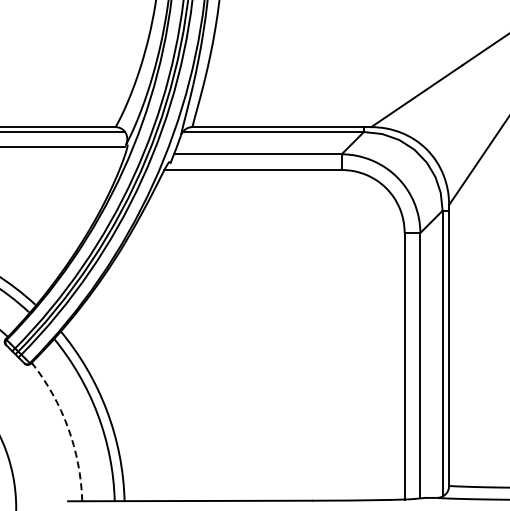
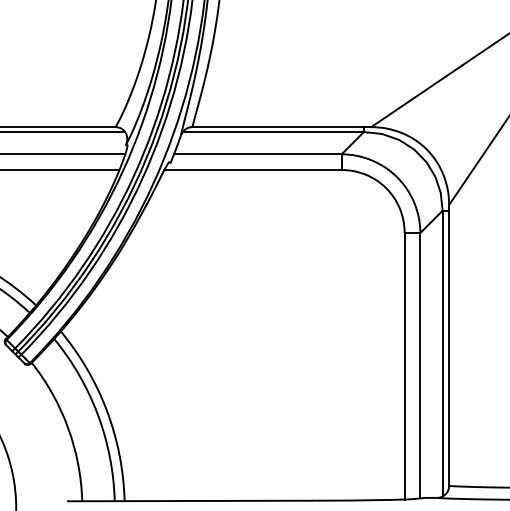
line position: (63, 147) -> (63, 154) (63, 154)
line: none -> present (60, 170)
arc: dashed -> solid (68, 427)
